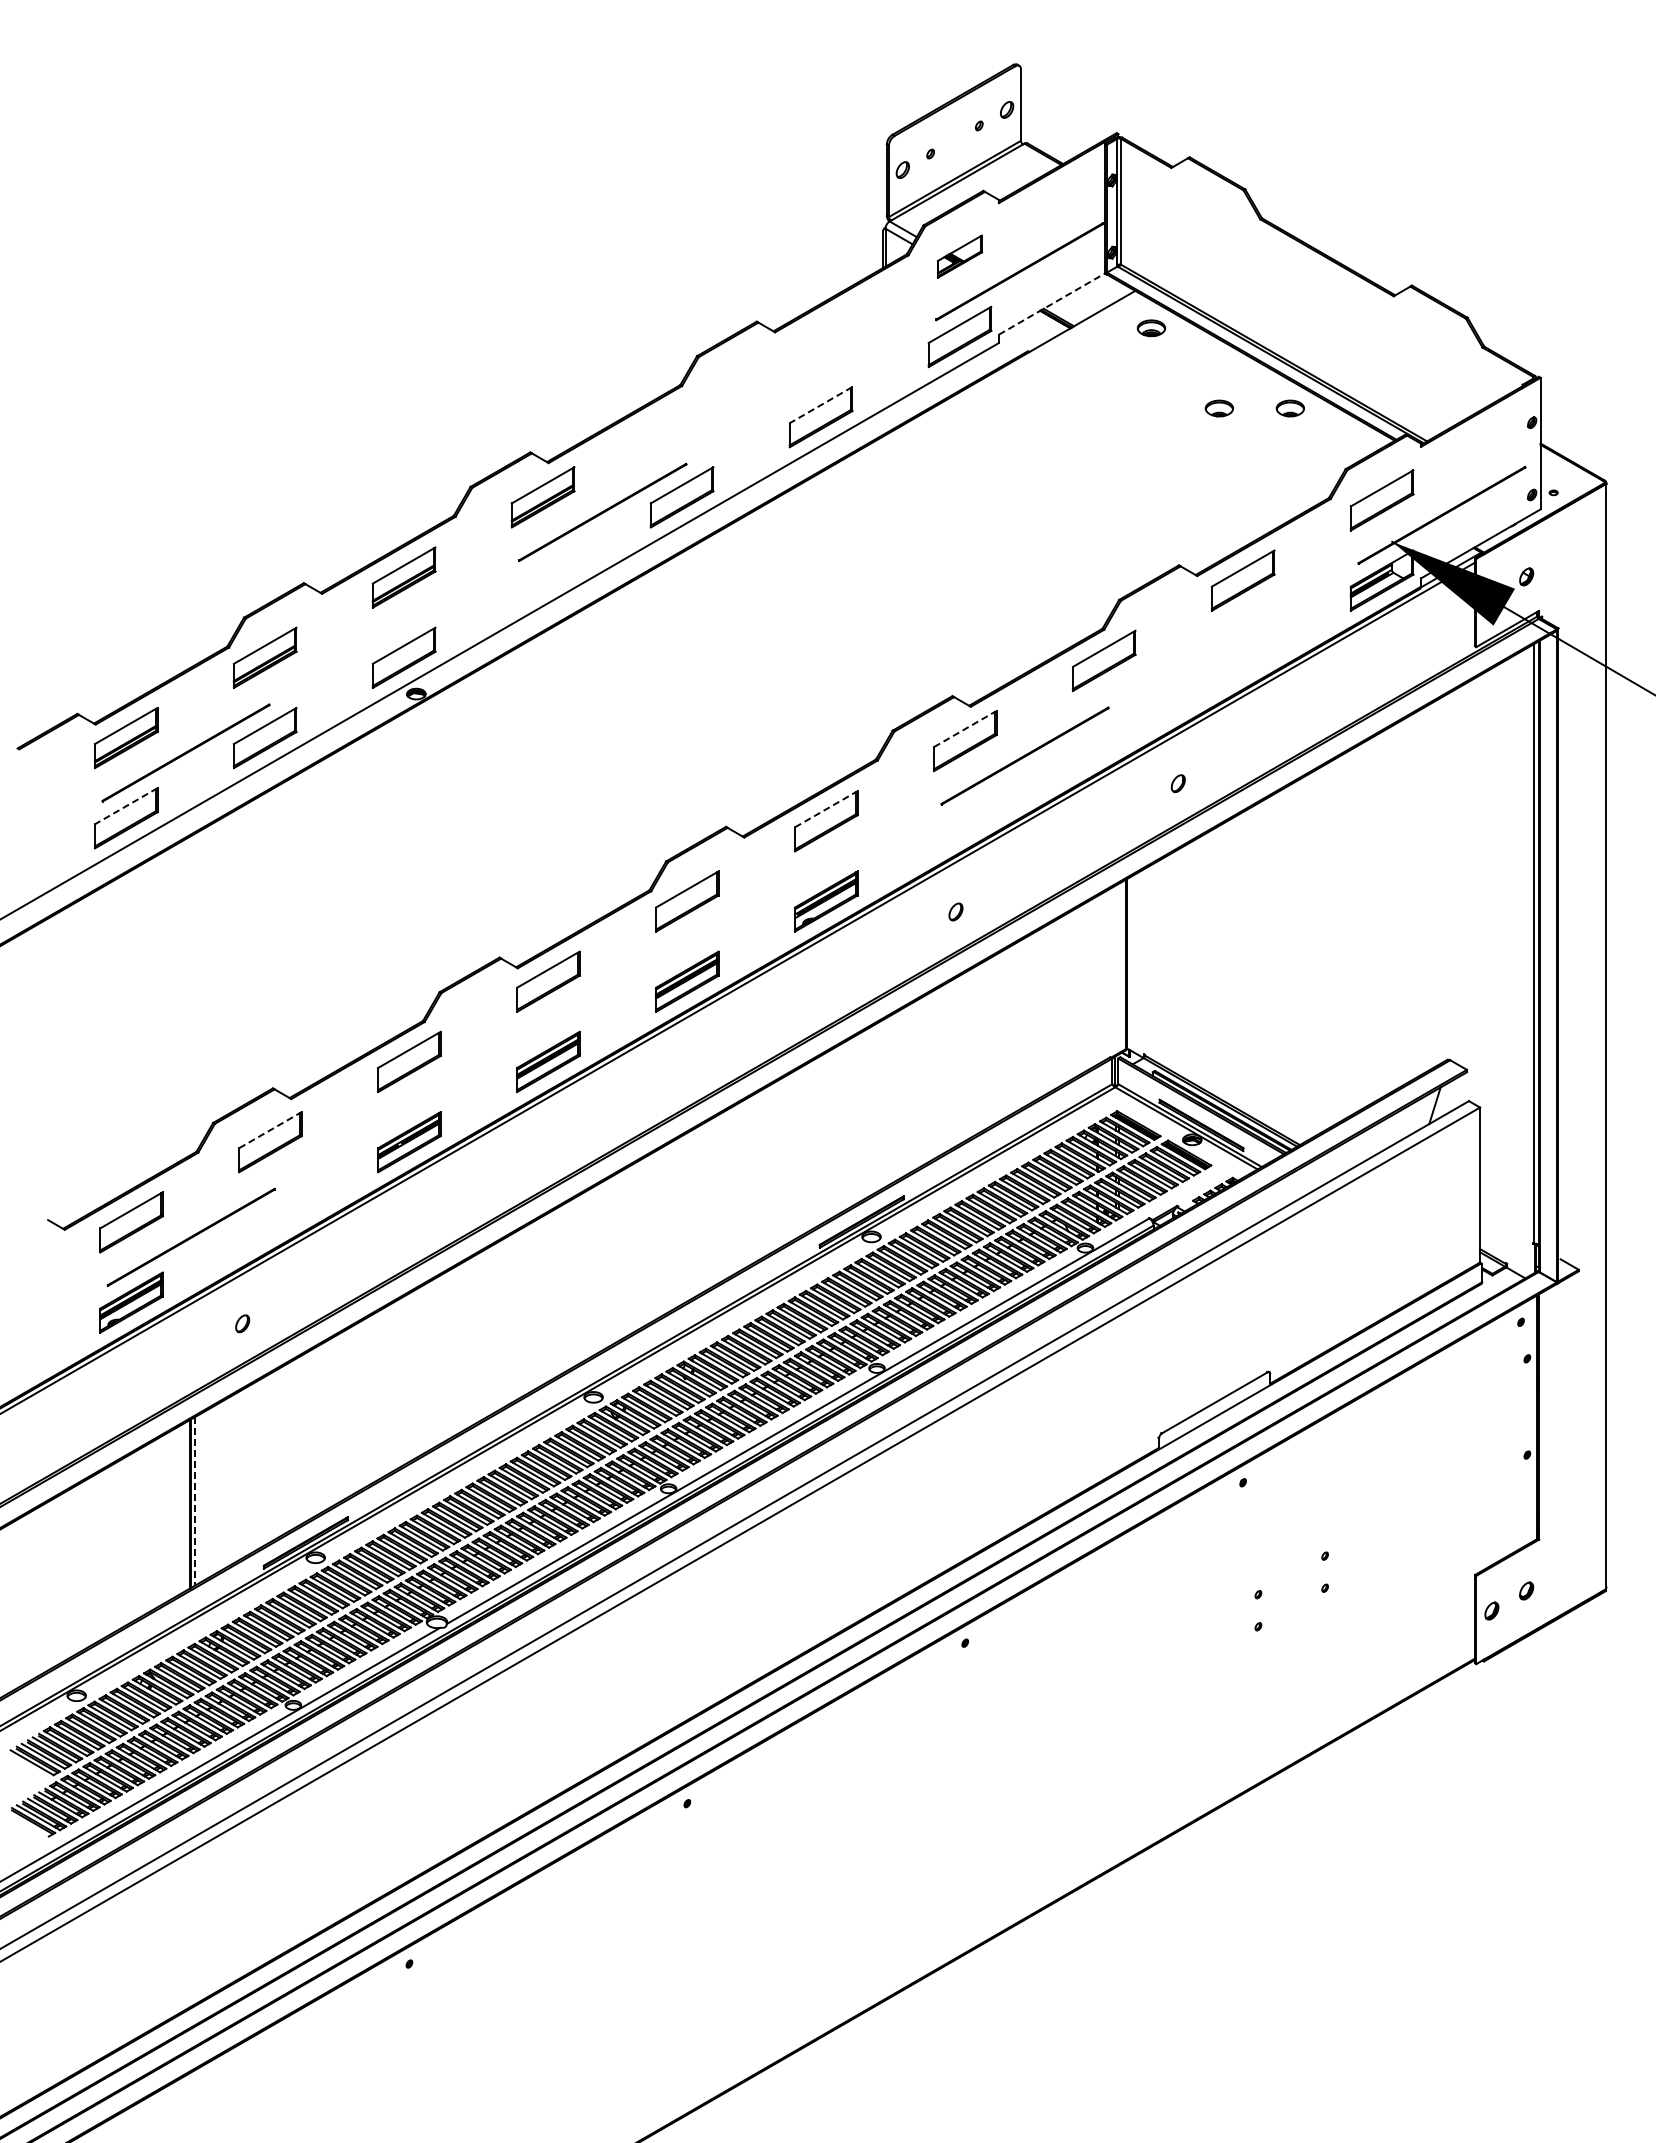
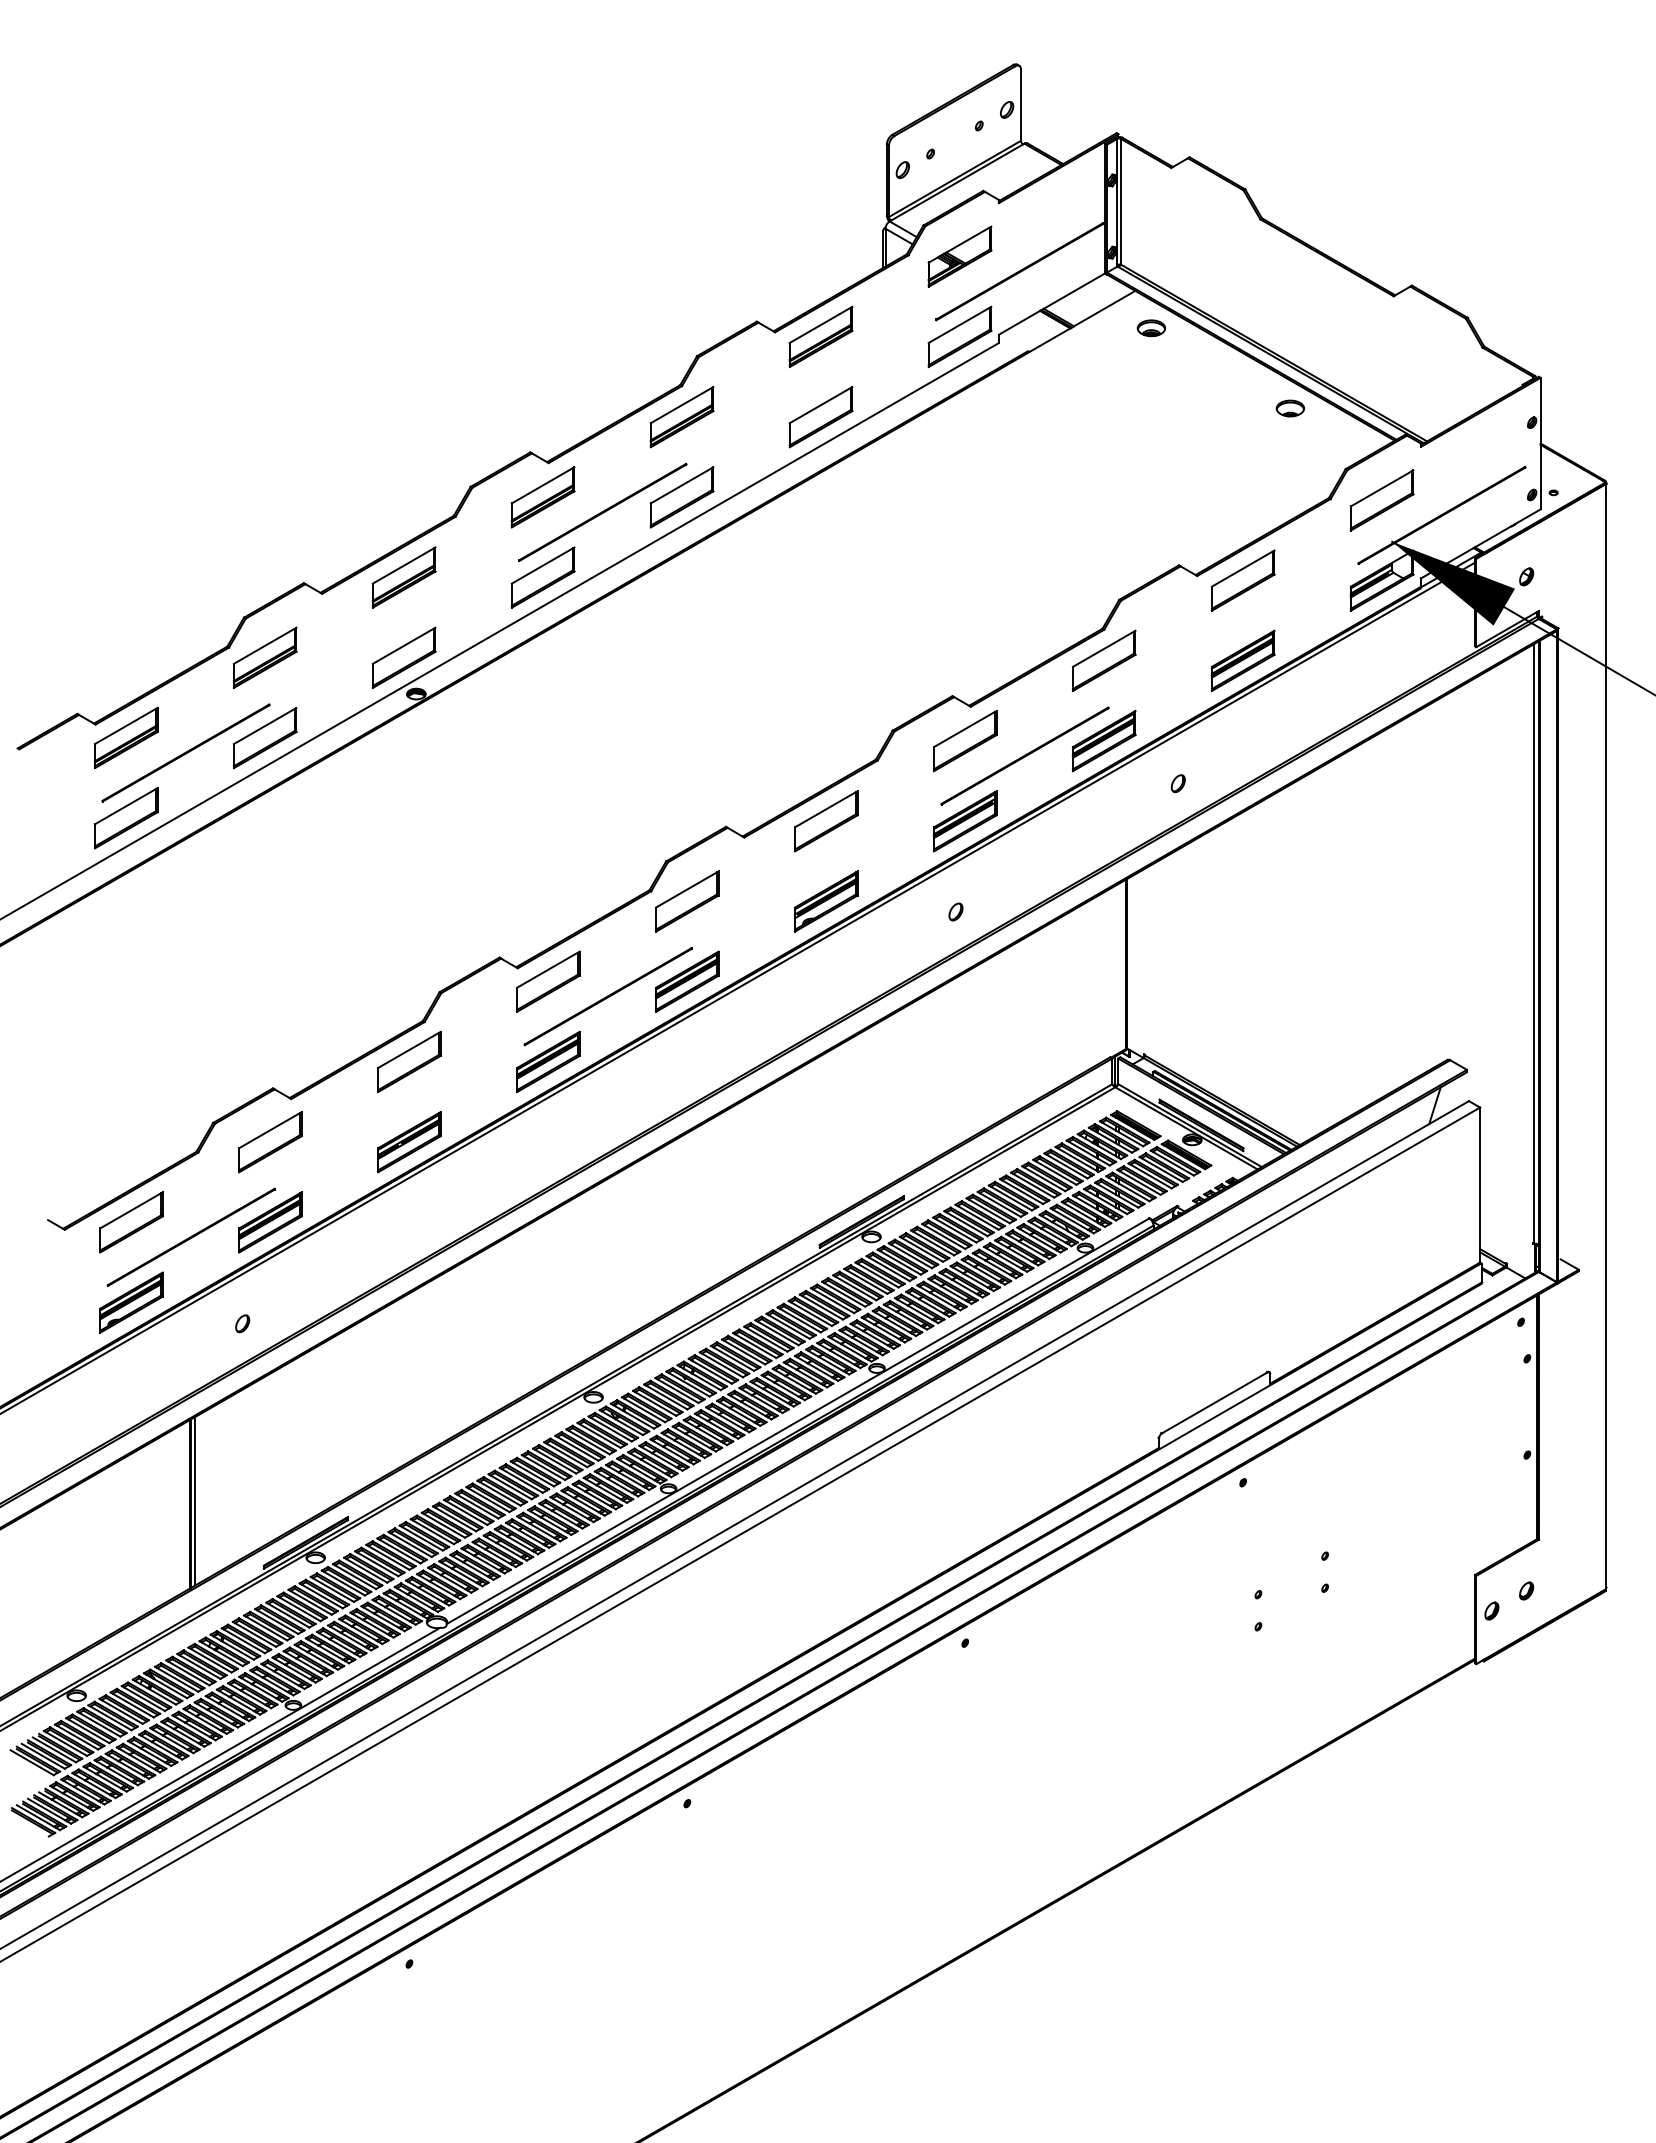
part size: 46x45 px -> 66x63 px (959, 256)
line: dashed -> solid (1052, 303)
part: none -> present (820, 336)
line: dashed -> solid (820, 405)
part: present -> none (1218, 408)
part: none -> present (681, 417)
part: none -> present (542, 577)
part: none -> present (1242, 660)
line: dashed -> solid (965, 728)
part: none -> present (1103, 741)
line: dashed -> solid (125, 806)
line: dashed -> solid (826, 809)
part: none -> present (964, 821)
line: none -> present (607, 996)
line: dashed -> solid (270, 1129)
part: none -> present (270, 1222)
line: dashed -> solid (195, 1501)
